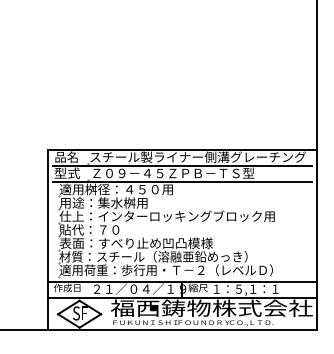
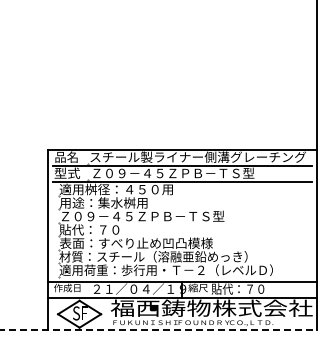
text: 仕上：インターロッキングブロック用 -> Ｚ０９－４５ＺＰＢ－ＴＳ型 (166, 216)
text: １：５,１：１ -> 貼代：７０ (244, 289)
line: solid -> dashed (159, 330)
